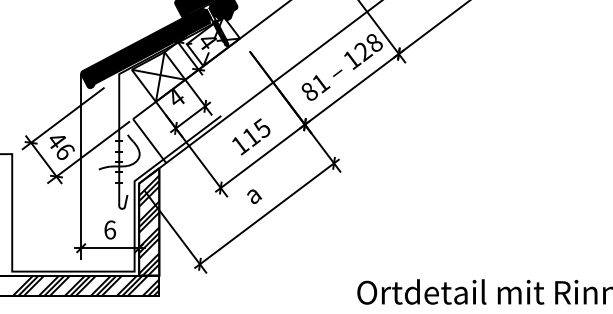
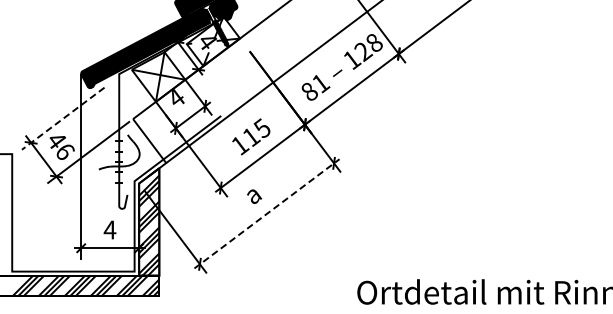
line: solid -> dashed (63, 118)
line: solid -> dashed (267, 213)
text: 6 -> 4 (109, 229)
